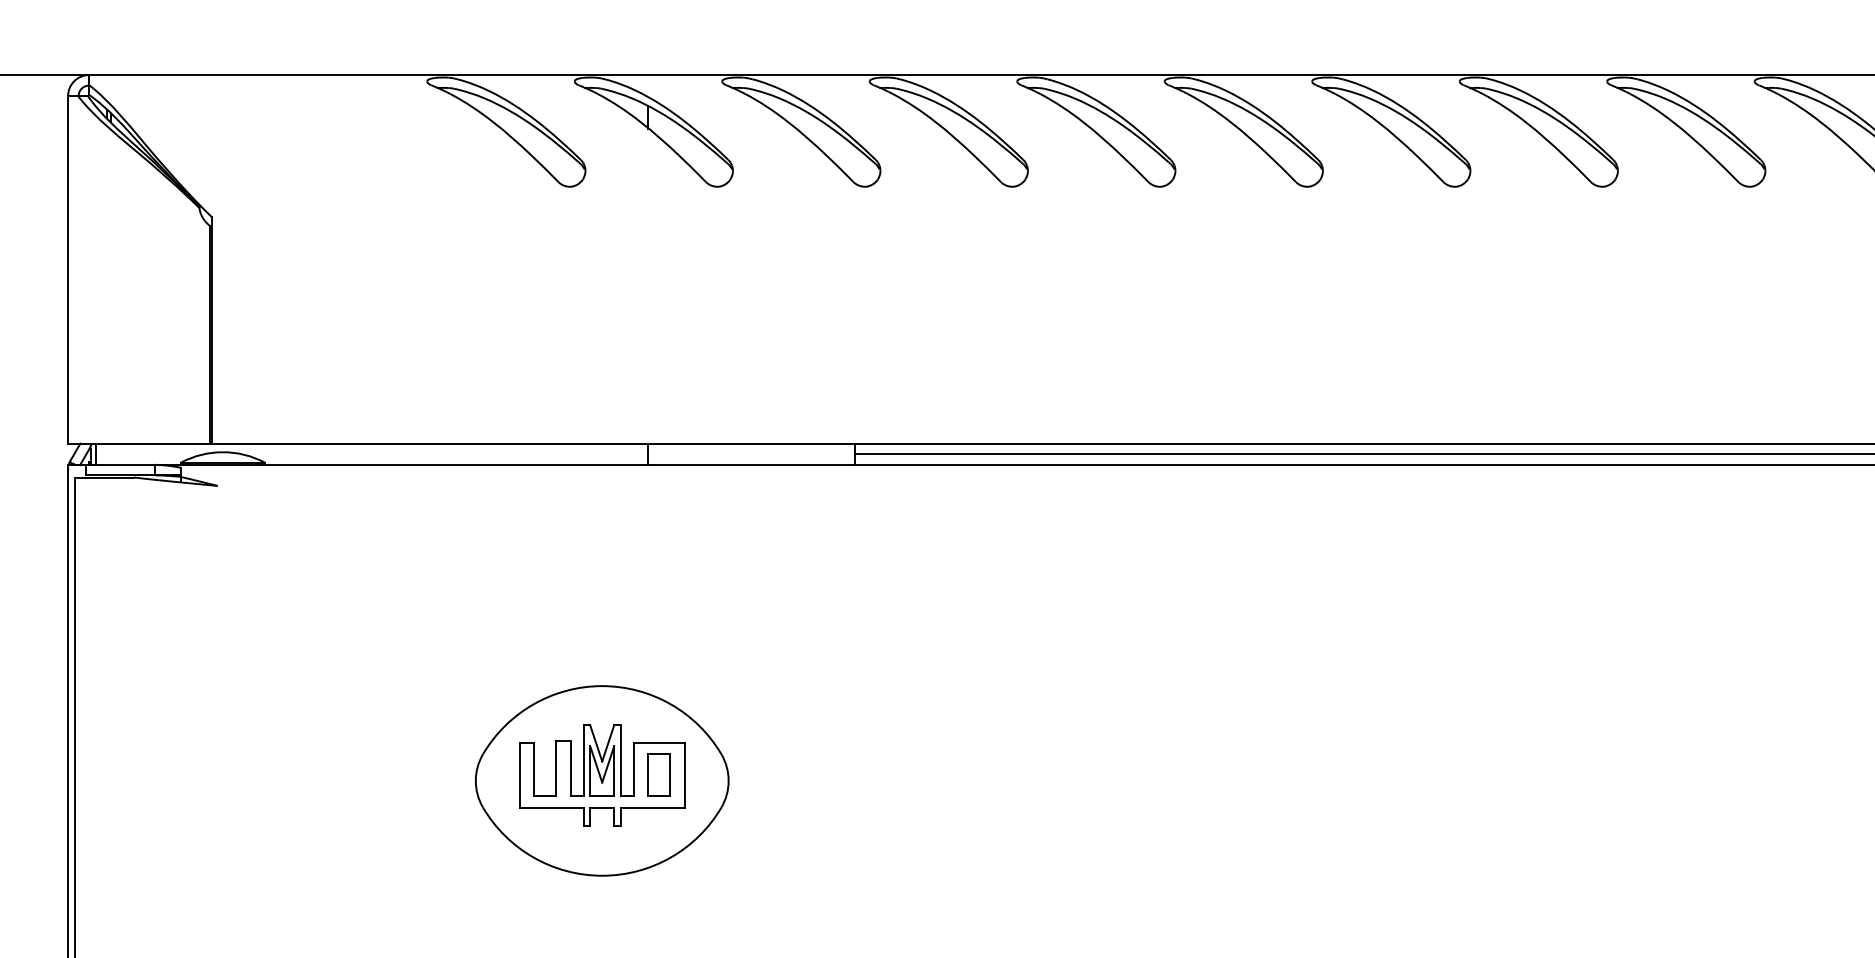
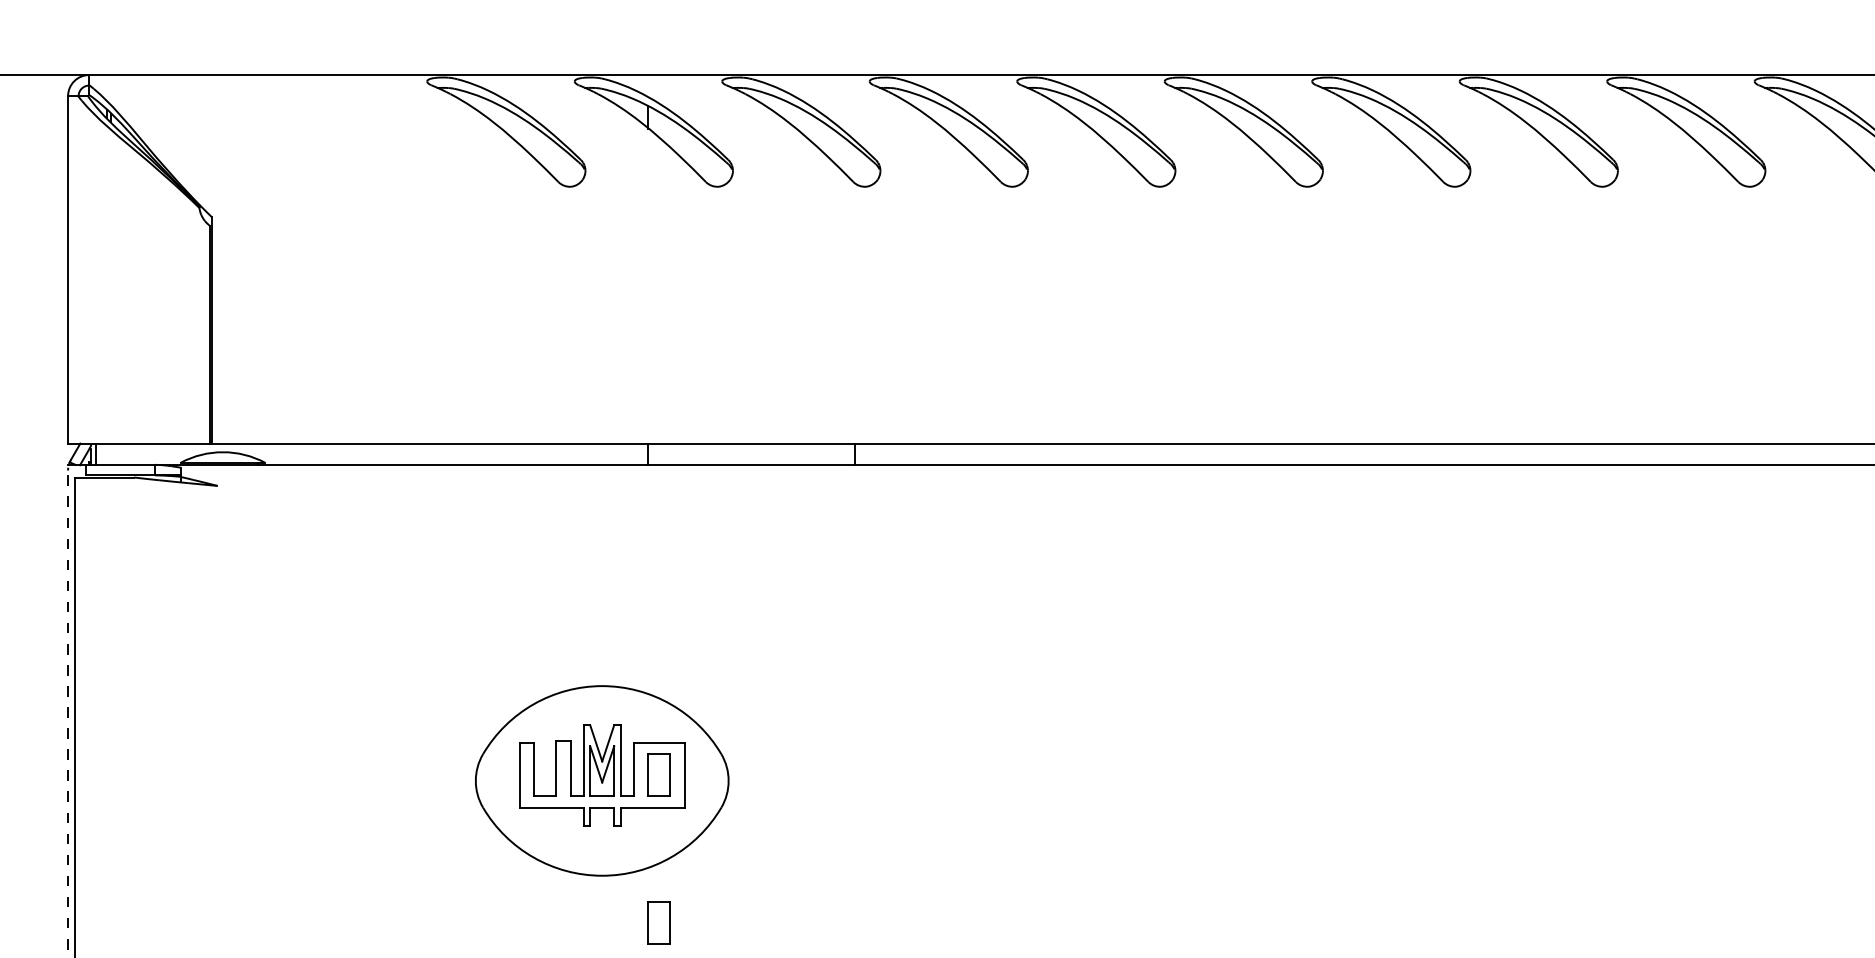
line: present -> none (1363, 454)
line: solid -> dashed (68, 710)
part: none -> present (658, 922)
